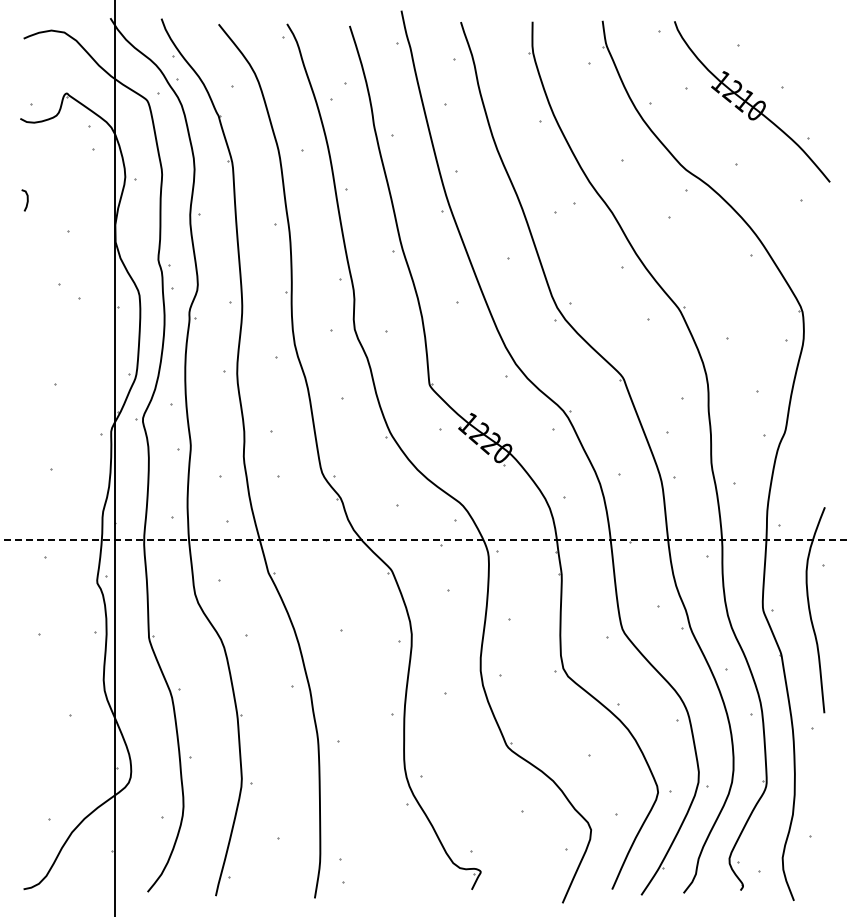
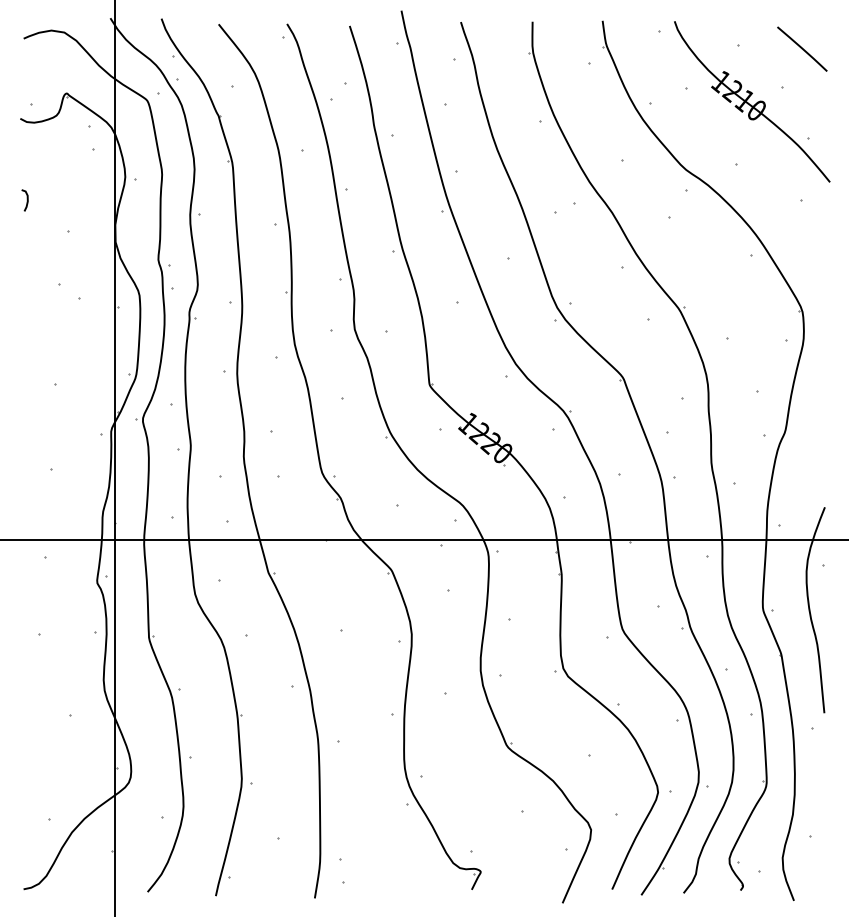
line: none -> present (802, 48)
line: dashed -> solid (425, 539)
